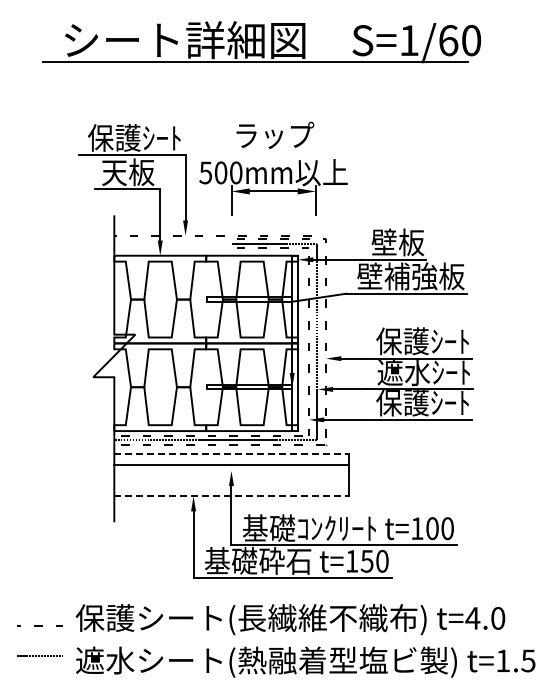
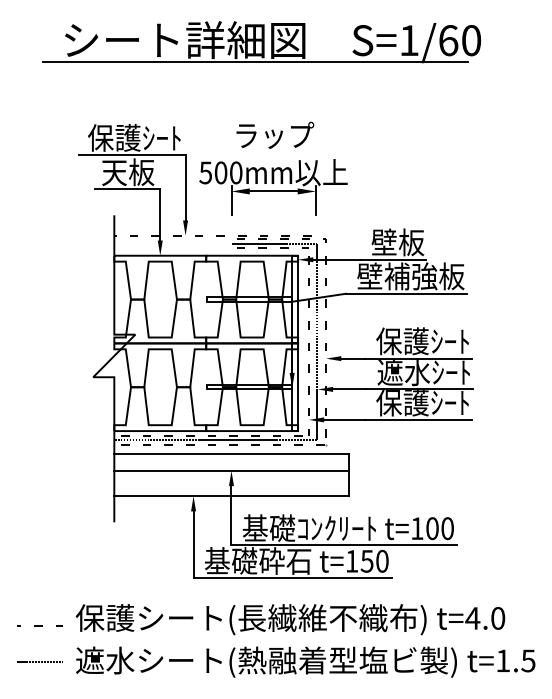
line: dashed -> solid (231, 454)
line position: (231, 464) -> (231, 470) (231, 470)
line: dashed -> solid (231, 496)
line position: (39, 655) -> (39, 661) (39, 661)
